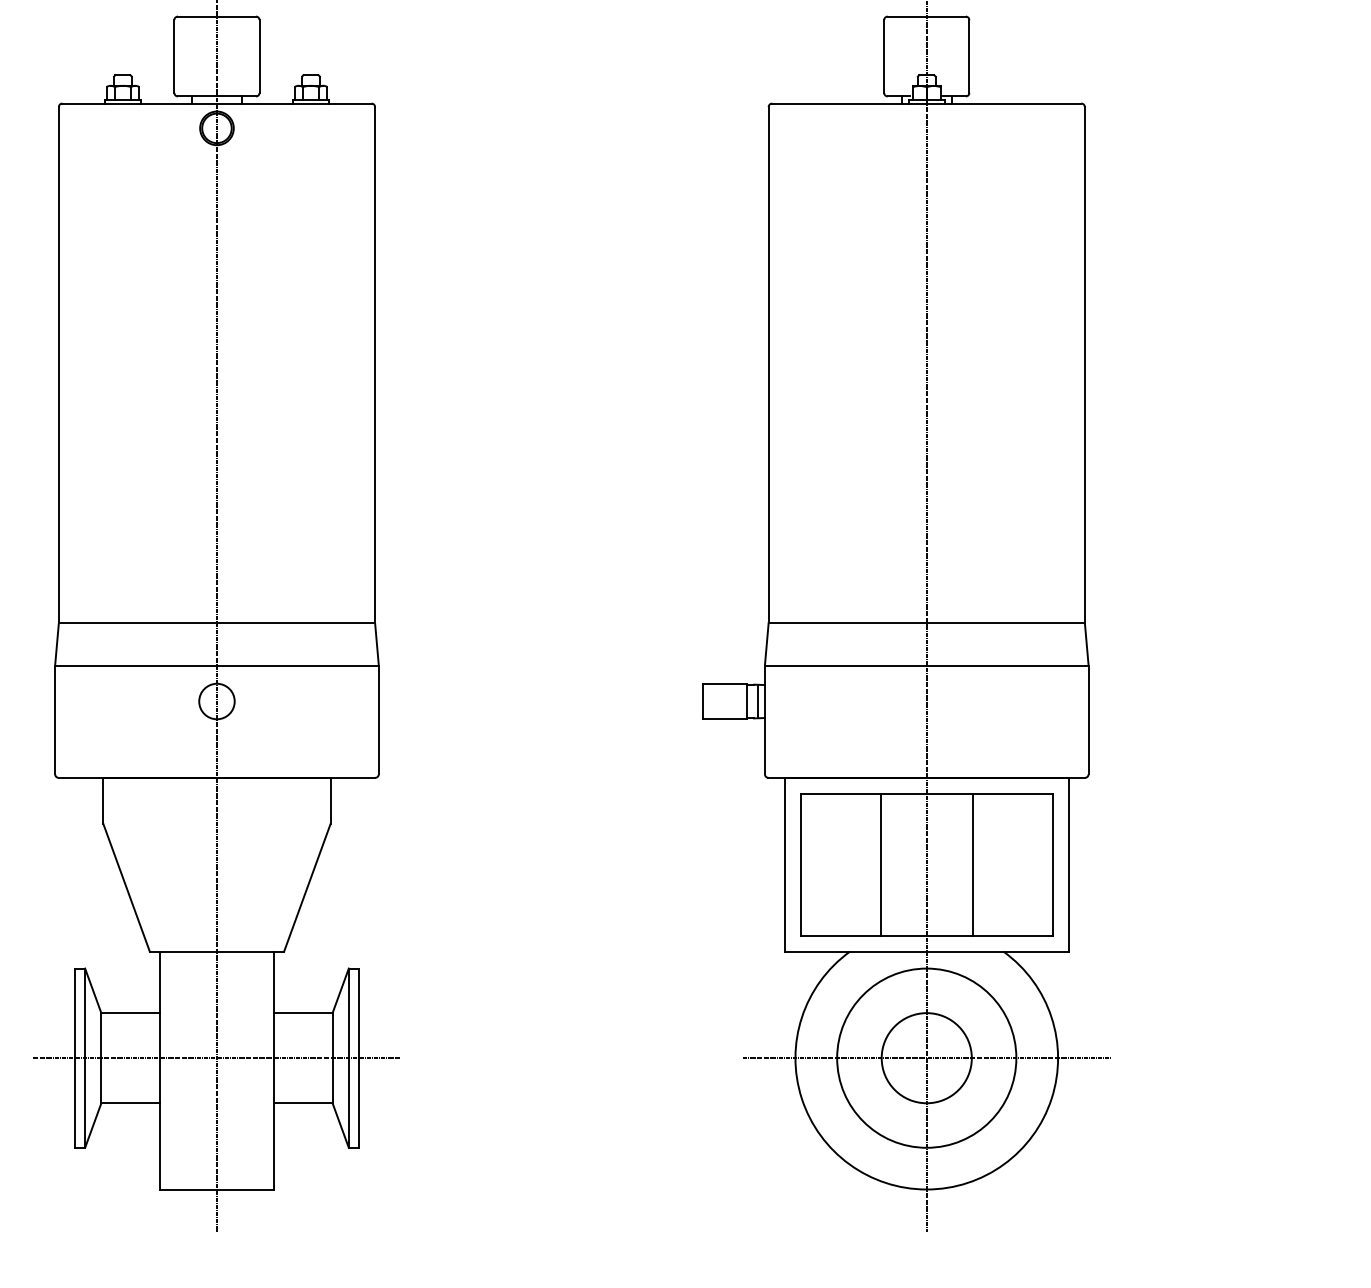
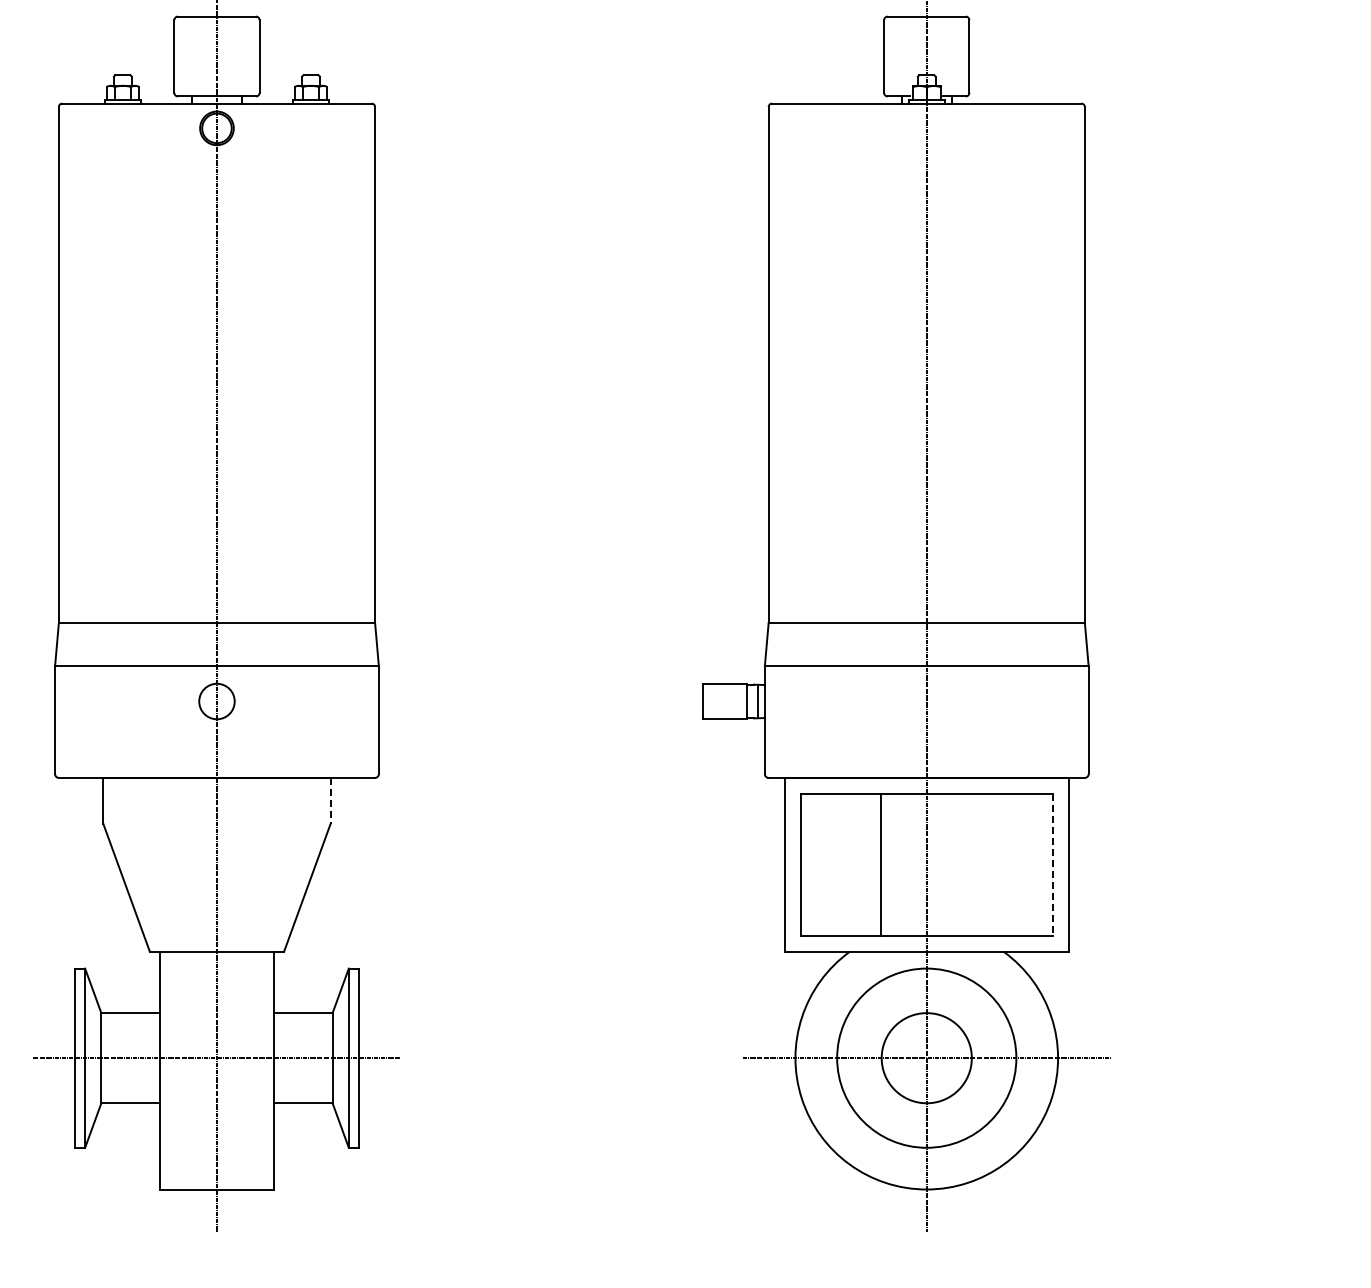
line: solid -> dashed (330, 801)
line: present -> none (972, 864)
line: solid -> dashed (1052, 864)
